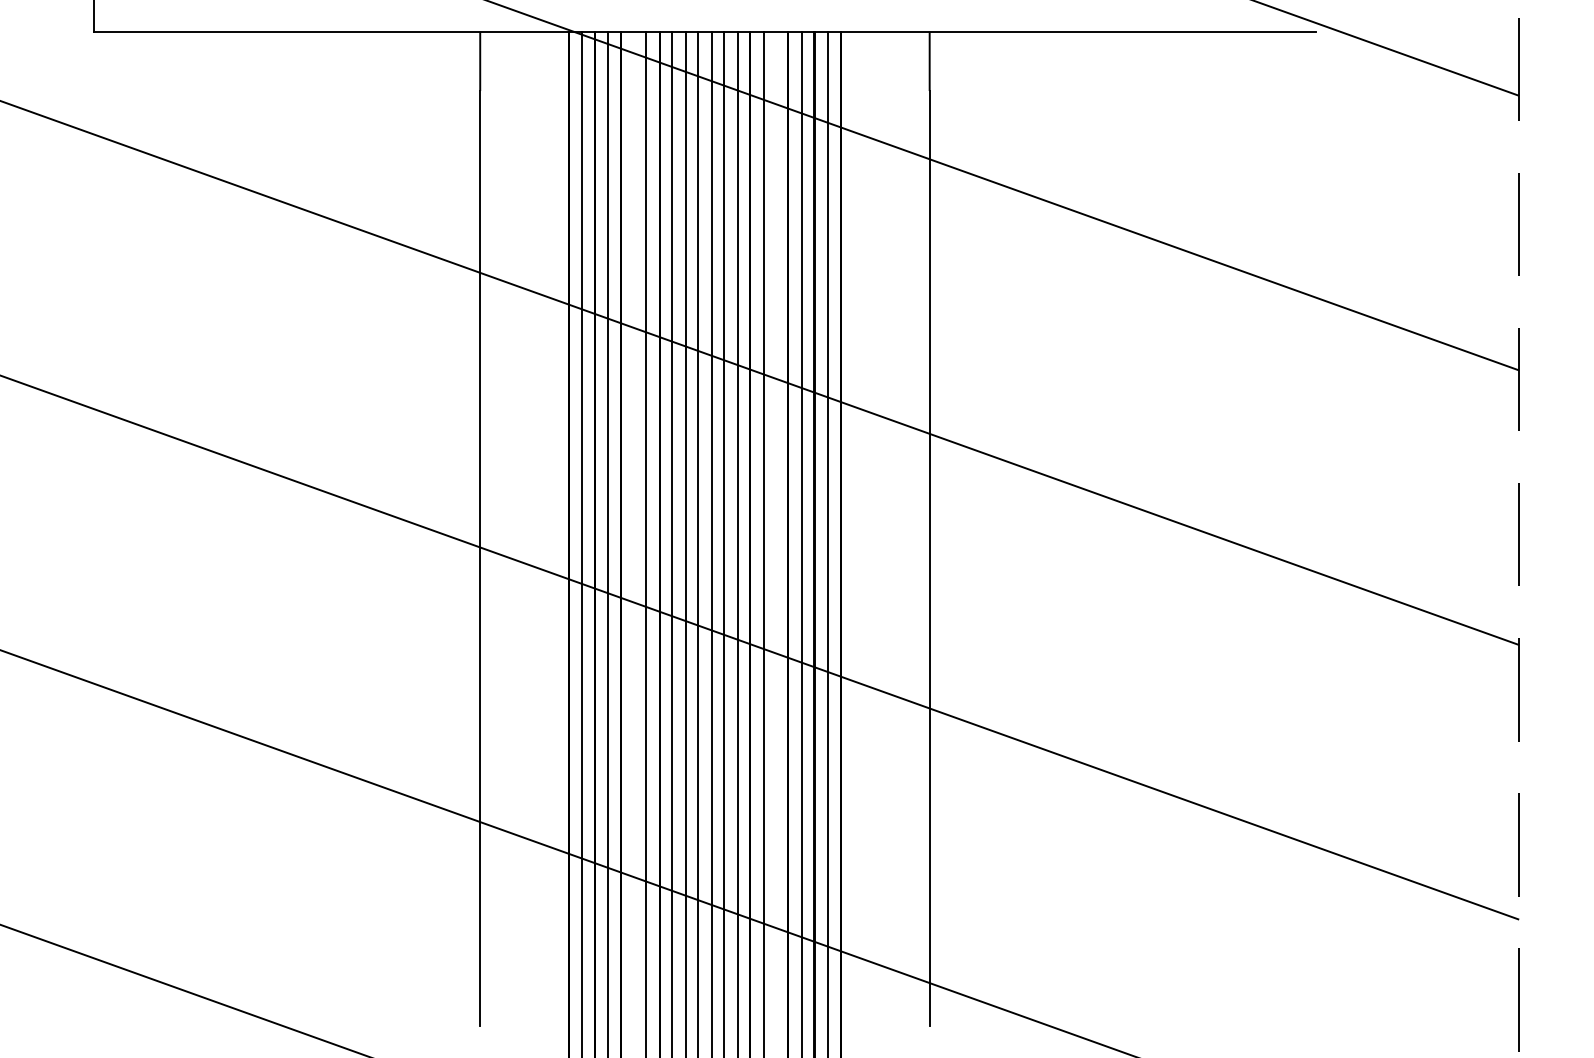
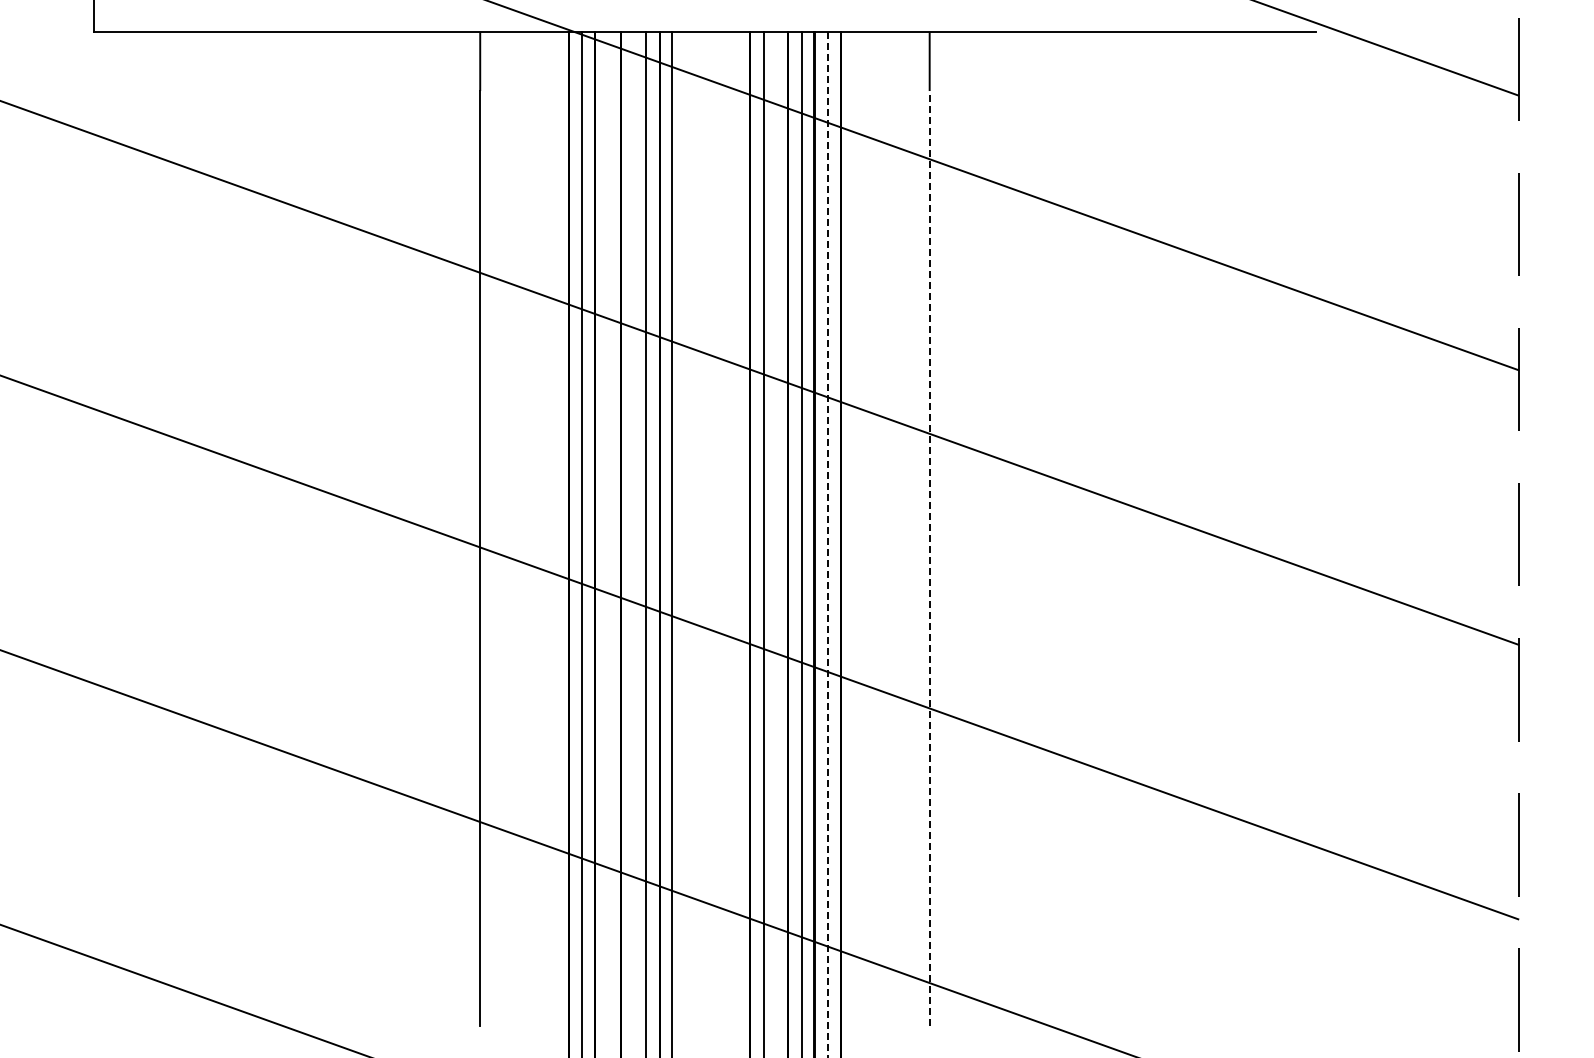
line: present -> none (607, 542)
line: present -> none (685, 542)
line: present -> none (698, 542)
line: present -> none (711, 542)
line: present -> none (724, 542)
line: present -> none (737, 542)
line: solid -> dashed (828, 544)
line: solid -> dashed (929, 558)
